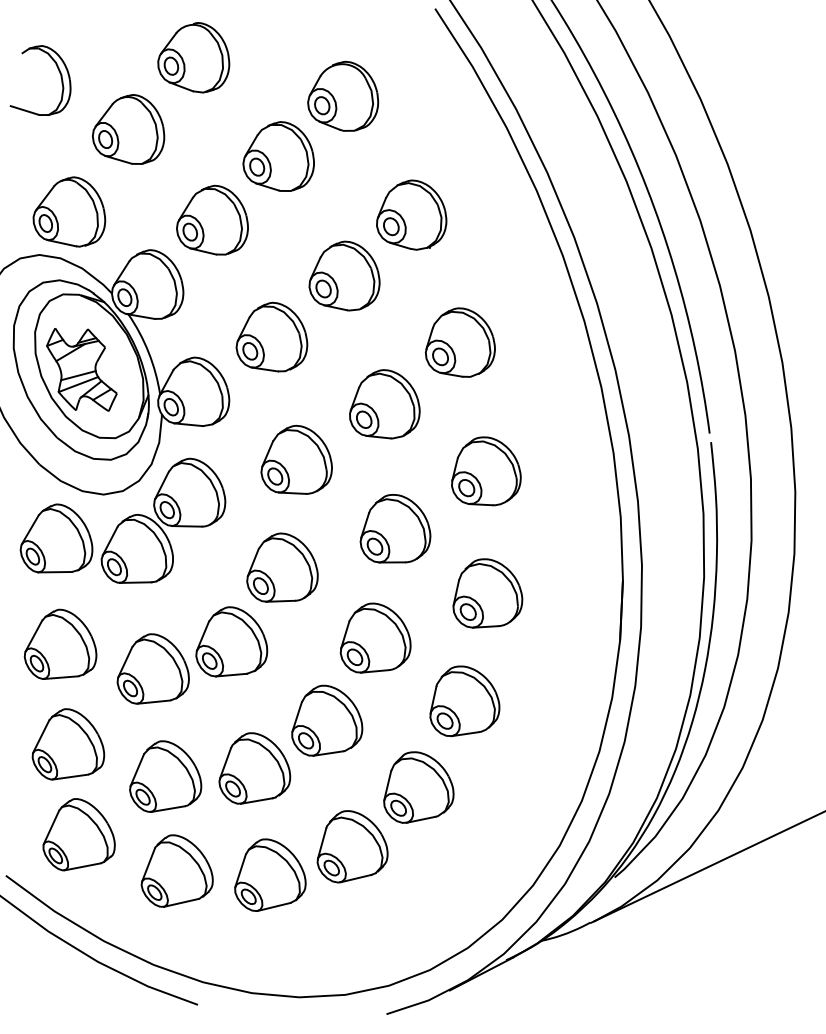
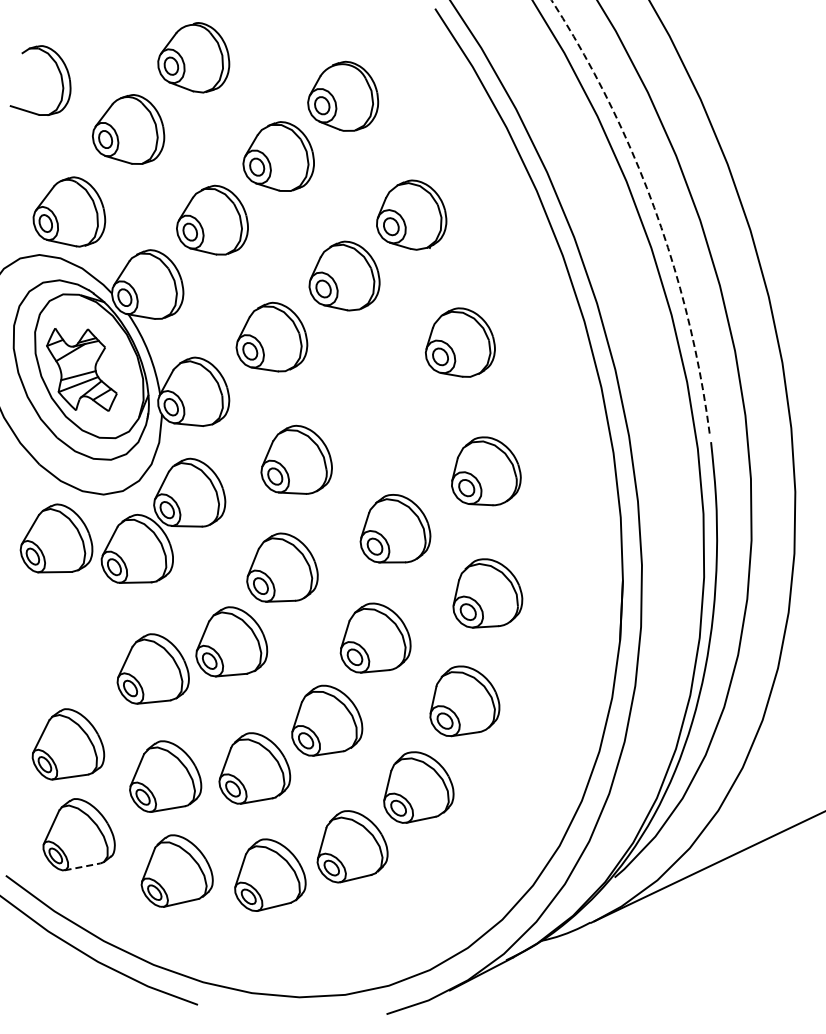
arc: solid -> dashed (654, 207)
part: present -> none (384, 404)
part: present -> none (60, 643)
line: solid -> dashed (83, 866)
